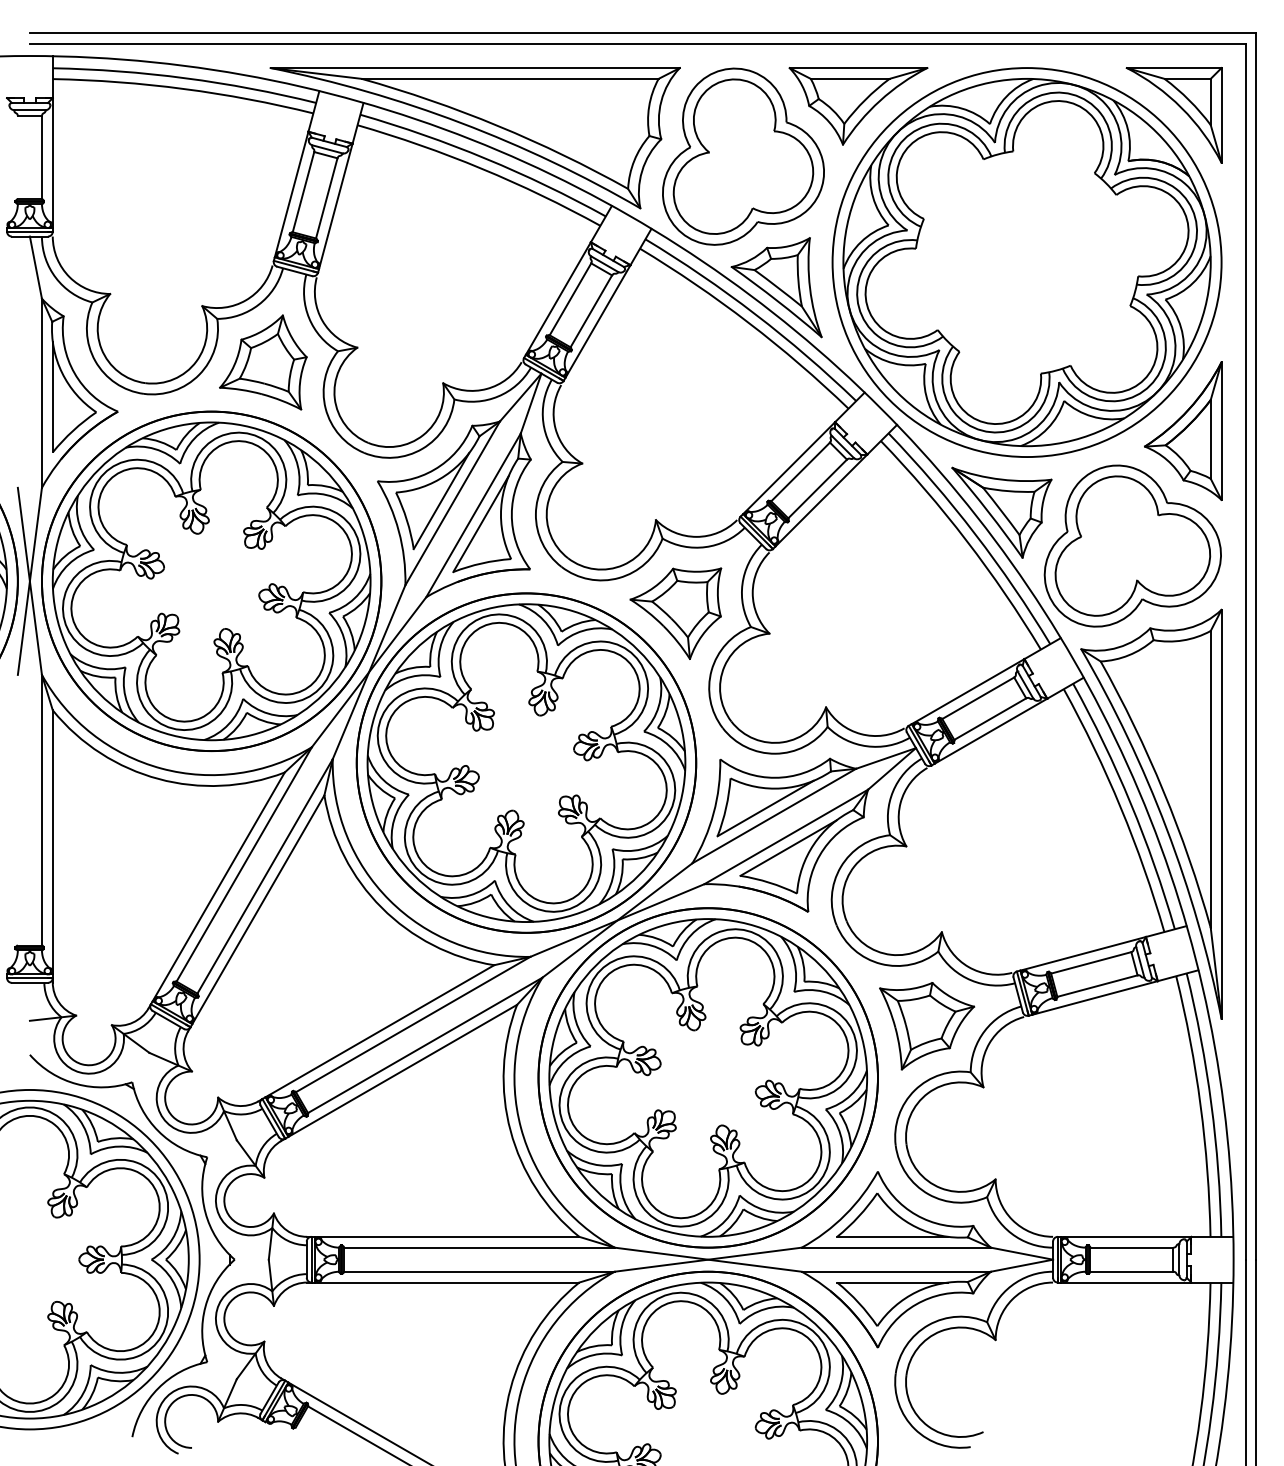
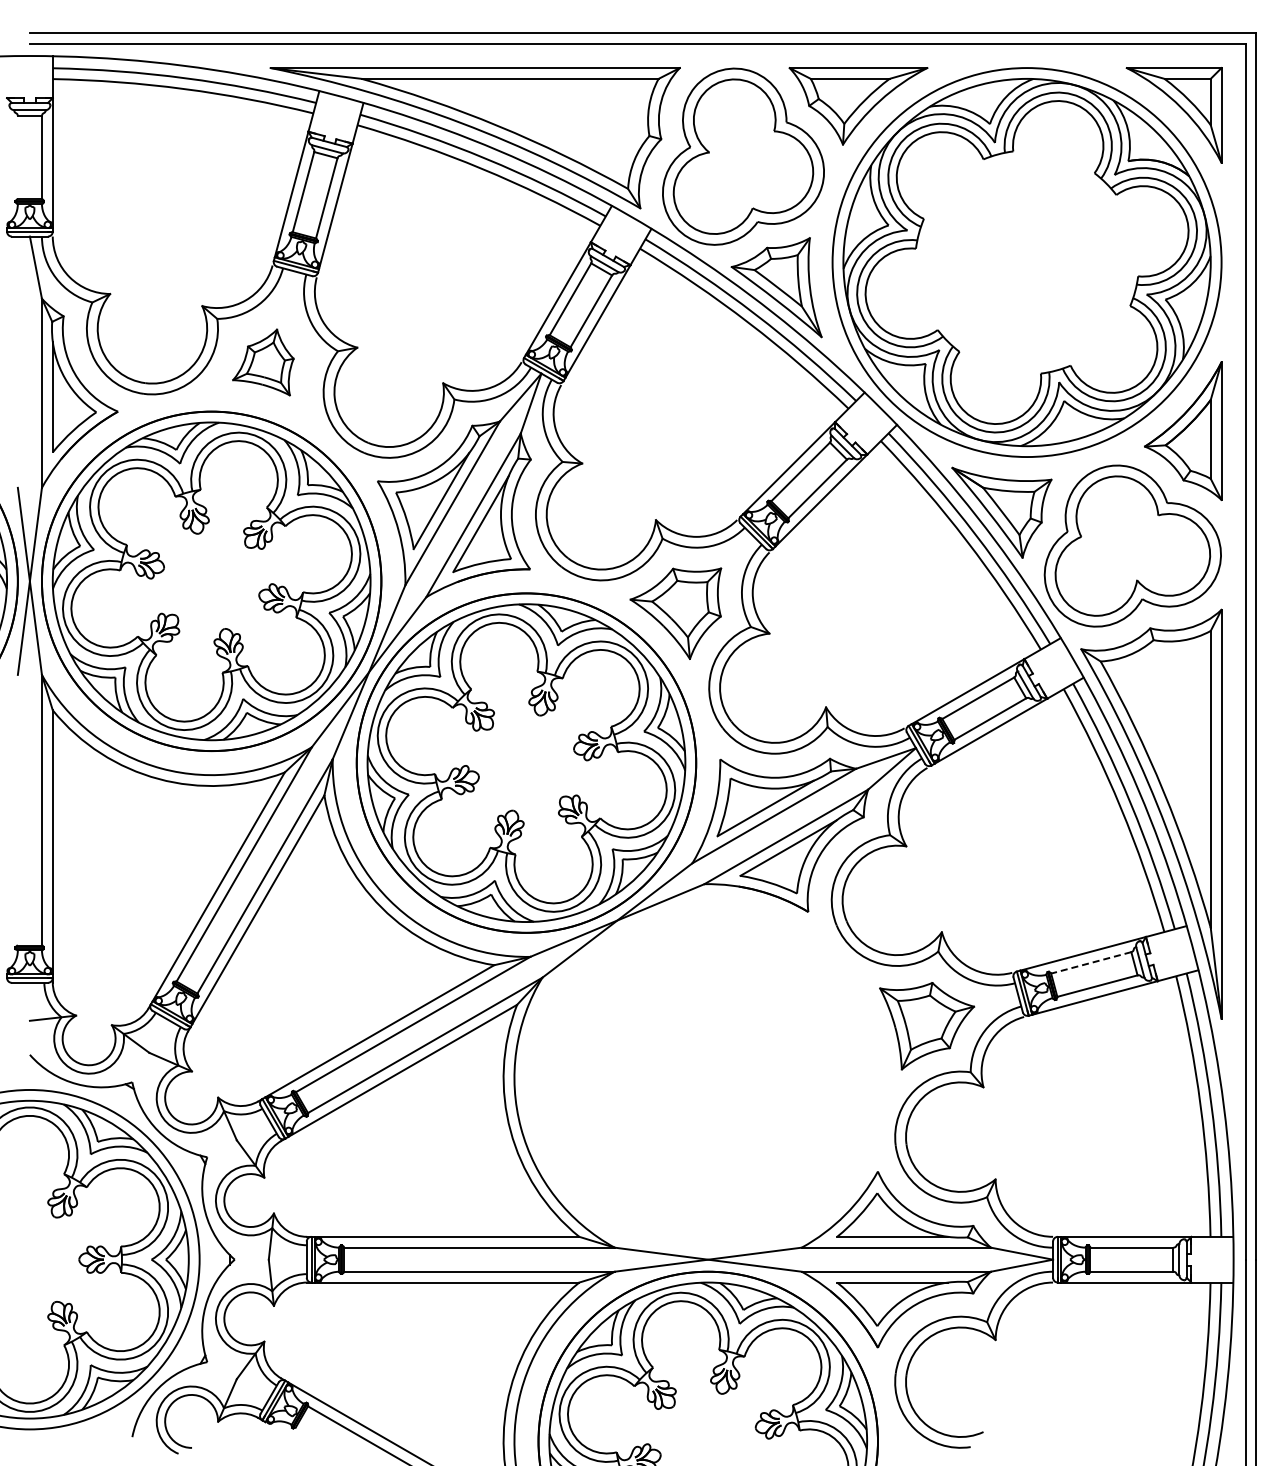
part size: 89x97 px -> 63x69 px (263, 362)
line: solid -> dashed (1091, 962)
part: present -> none (707, 1077)
